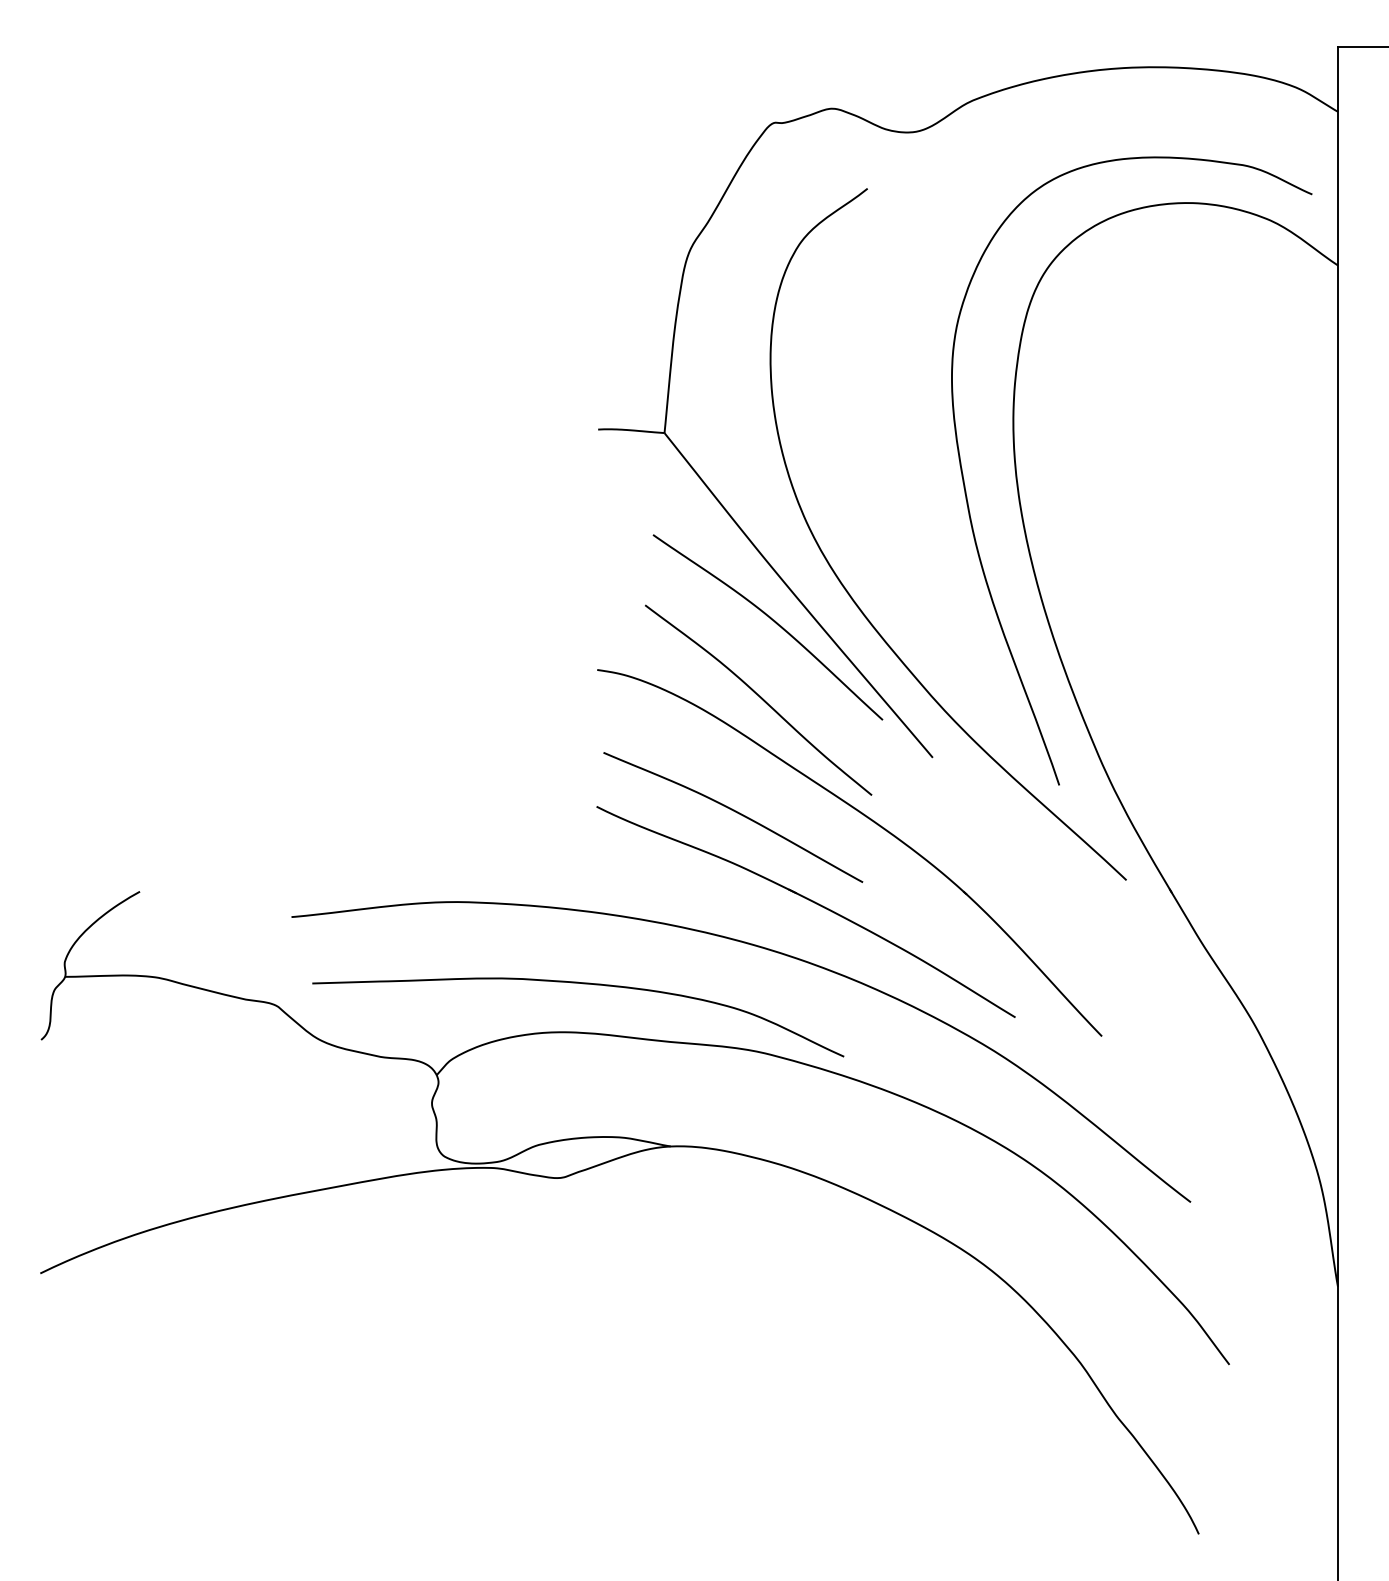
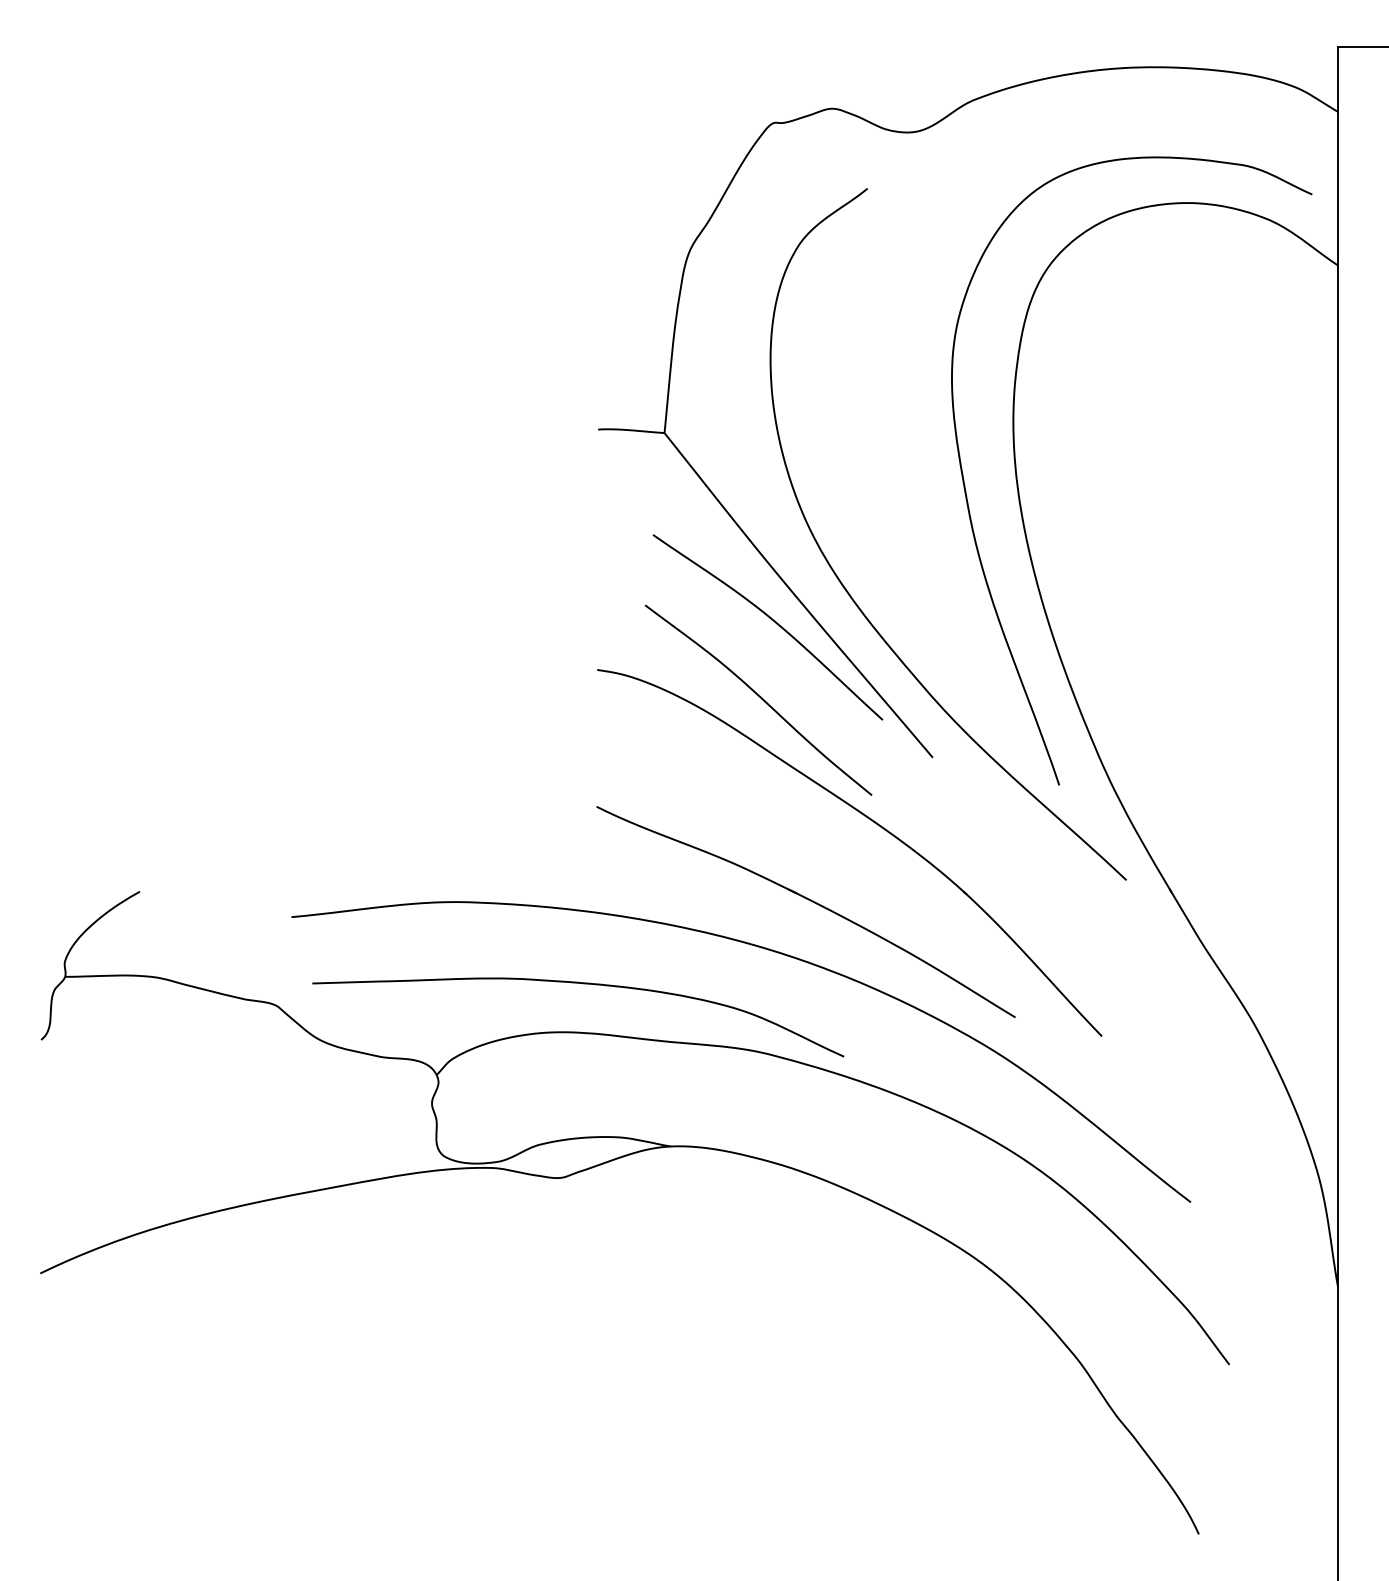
curve: present -> none (735, 812)
